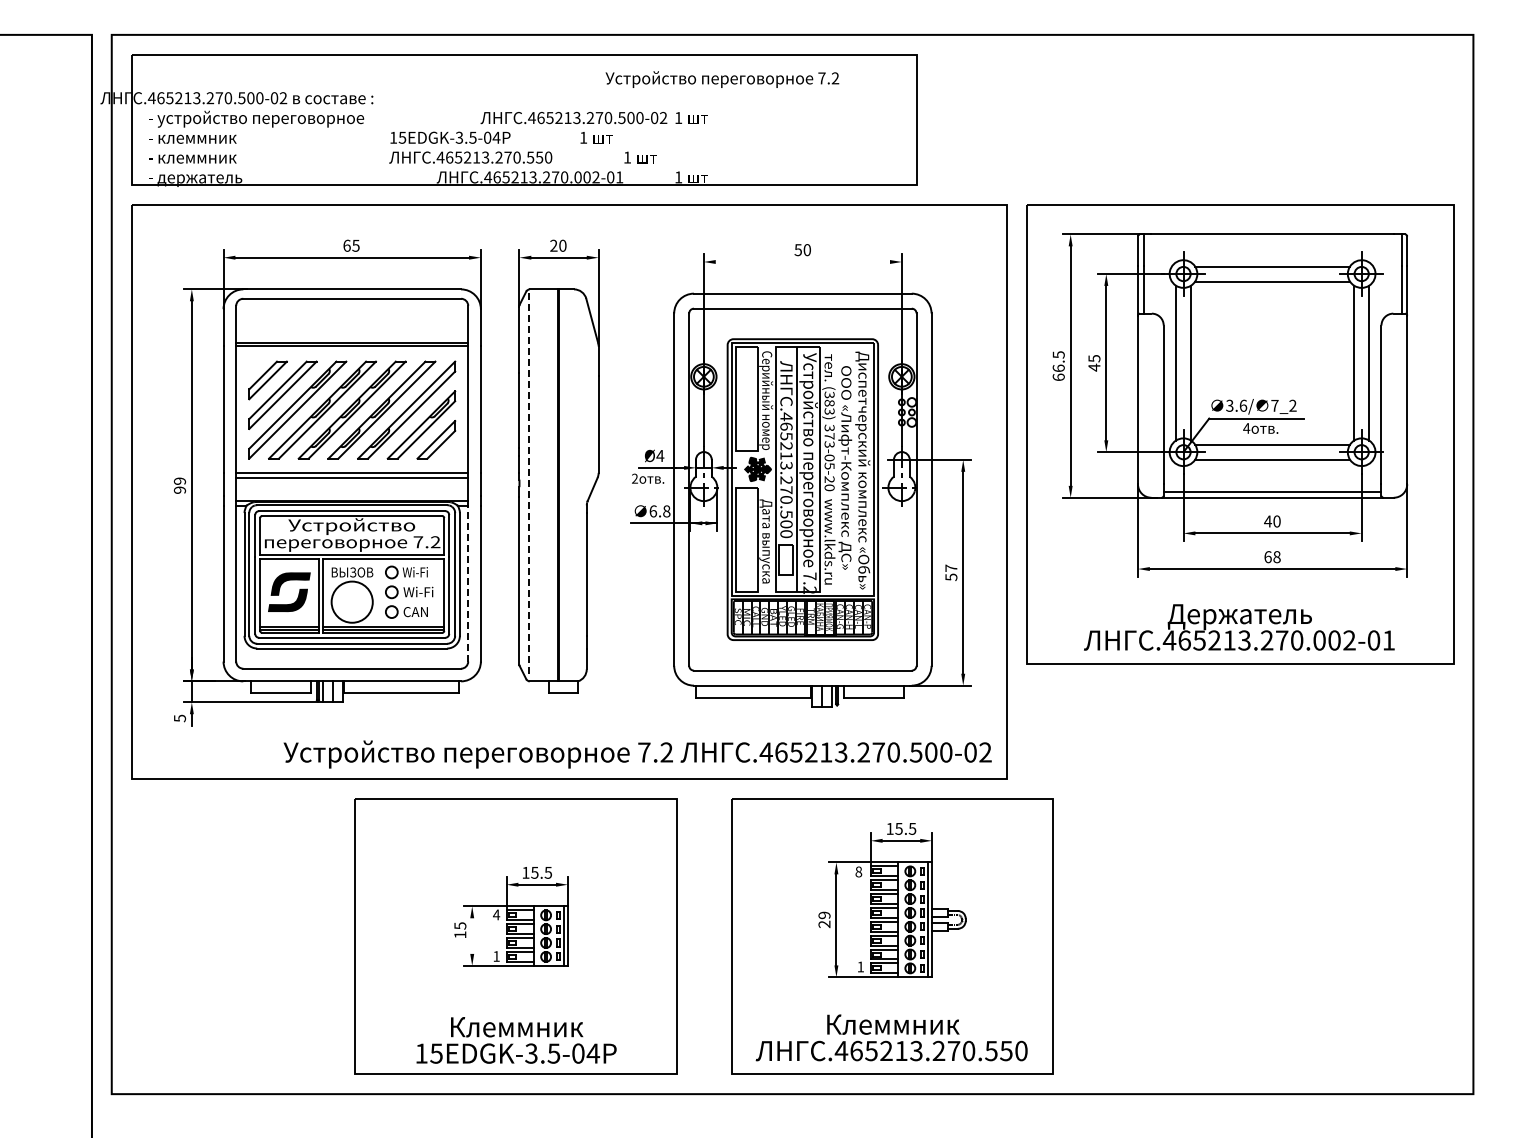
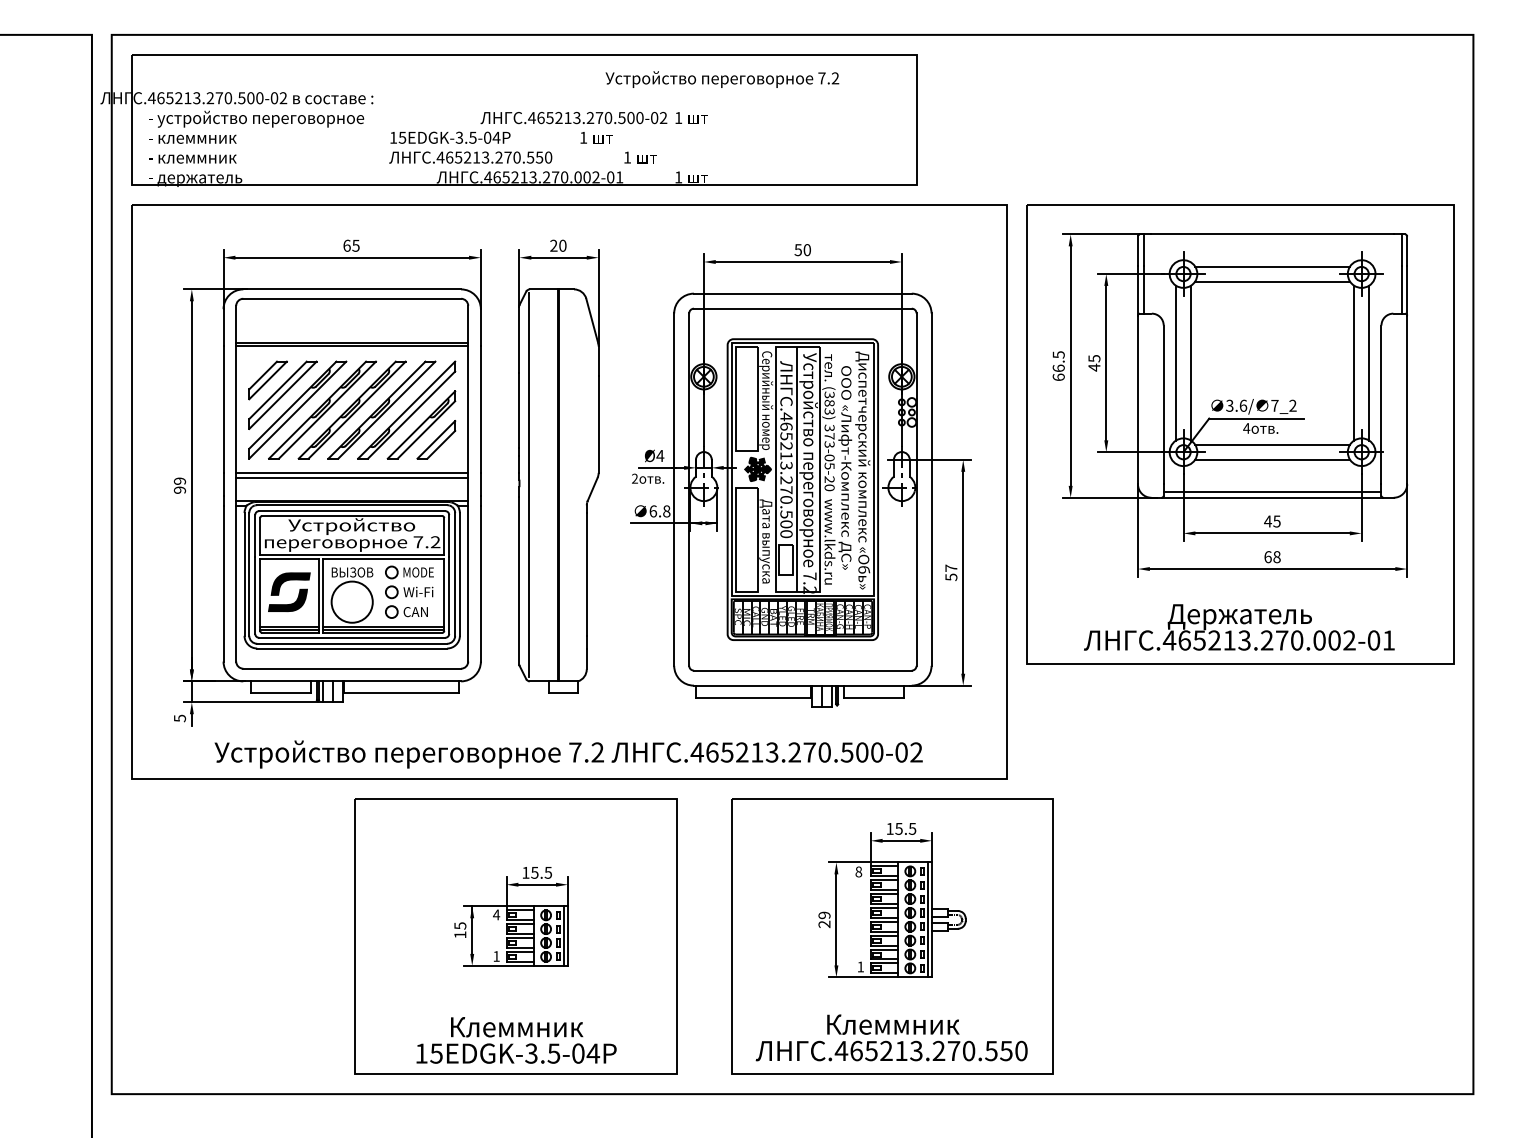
line: none -> present (802, 261)
line: dashed -> solid (529, 485)
text: 40 -> 45 (1276, 521)
text: Wi-Fi -> MODE (417, 572)
line: dashed -> solid (468, 583)
text position: (637, 754) -> (568, 754) (568, 754)
line: none -> present (472, 929)
